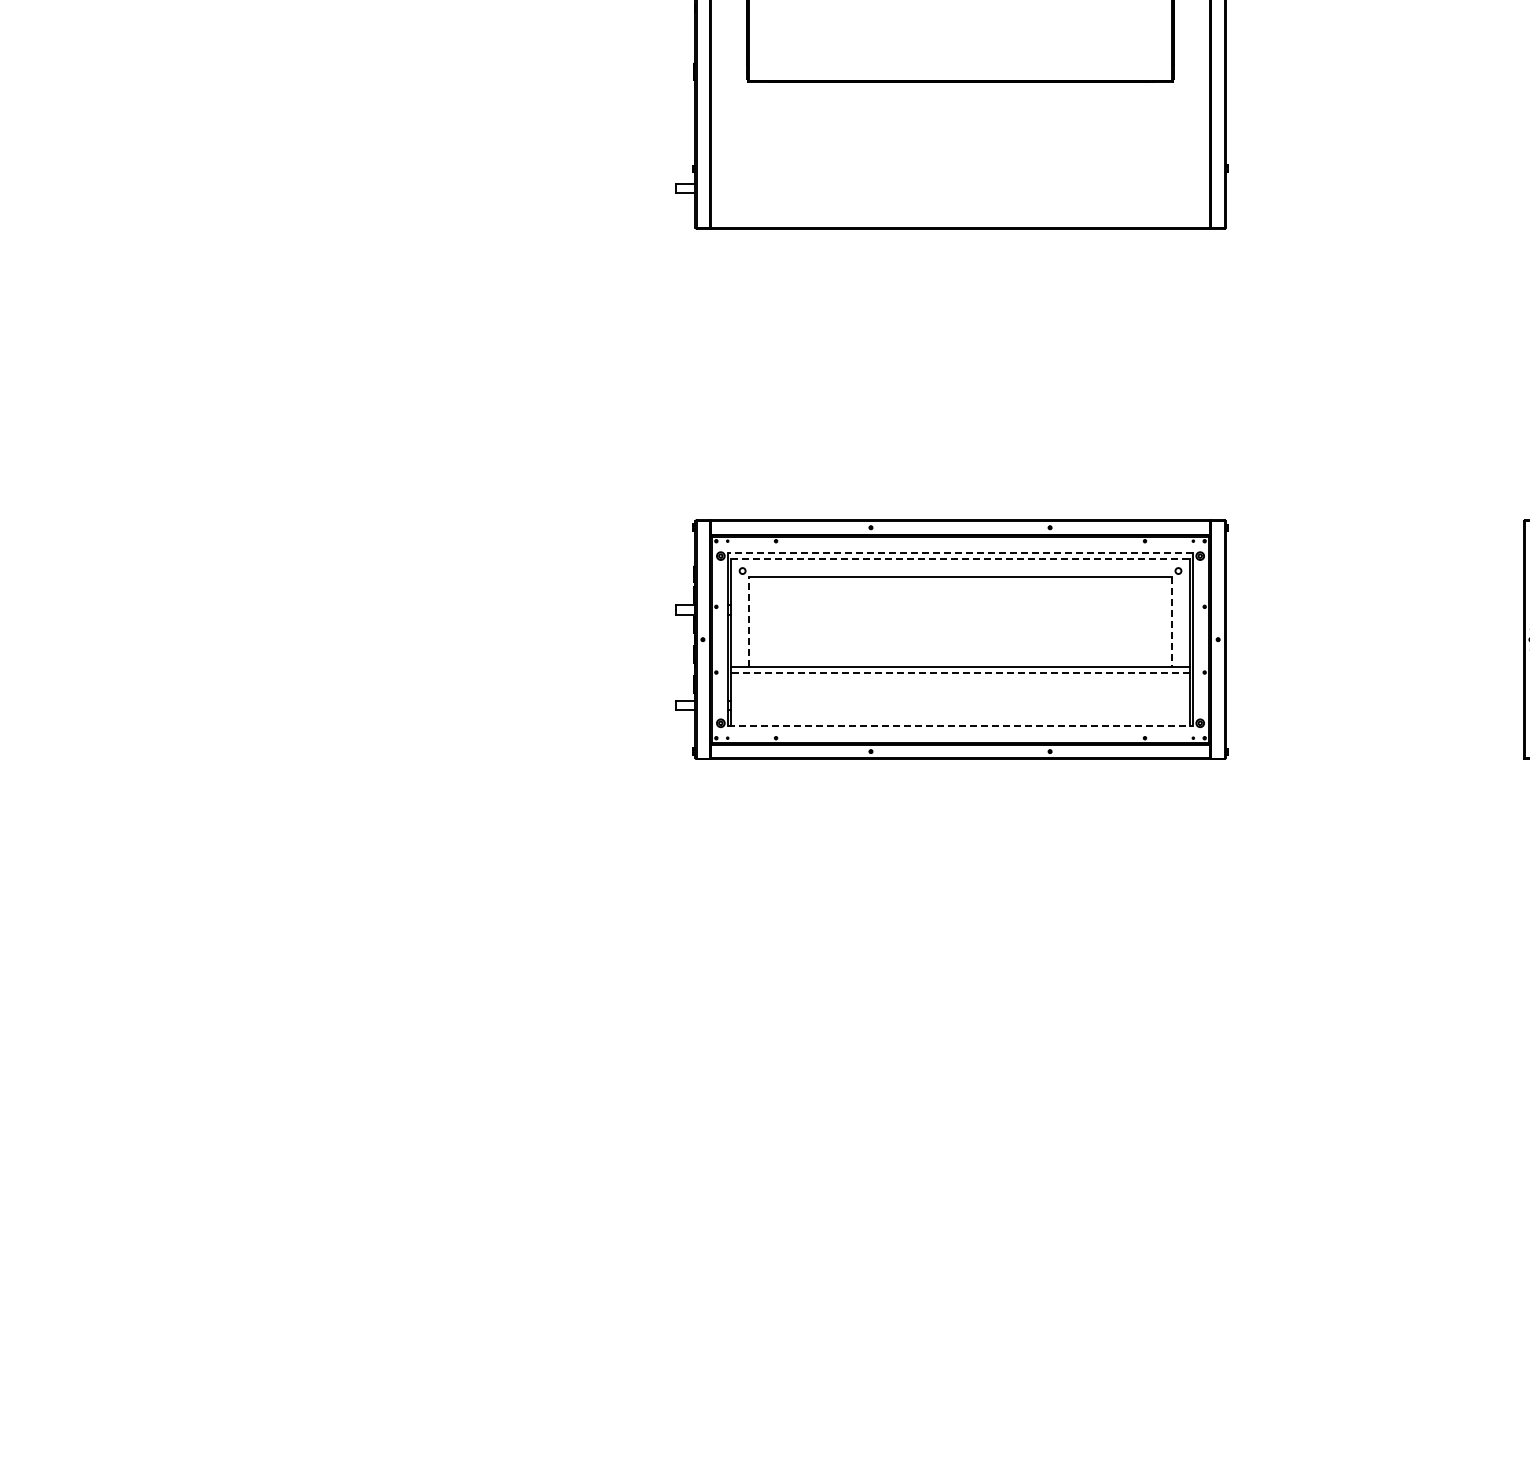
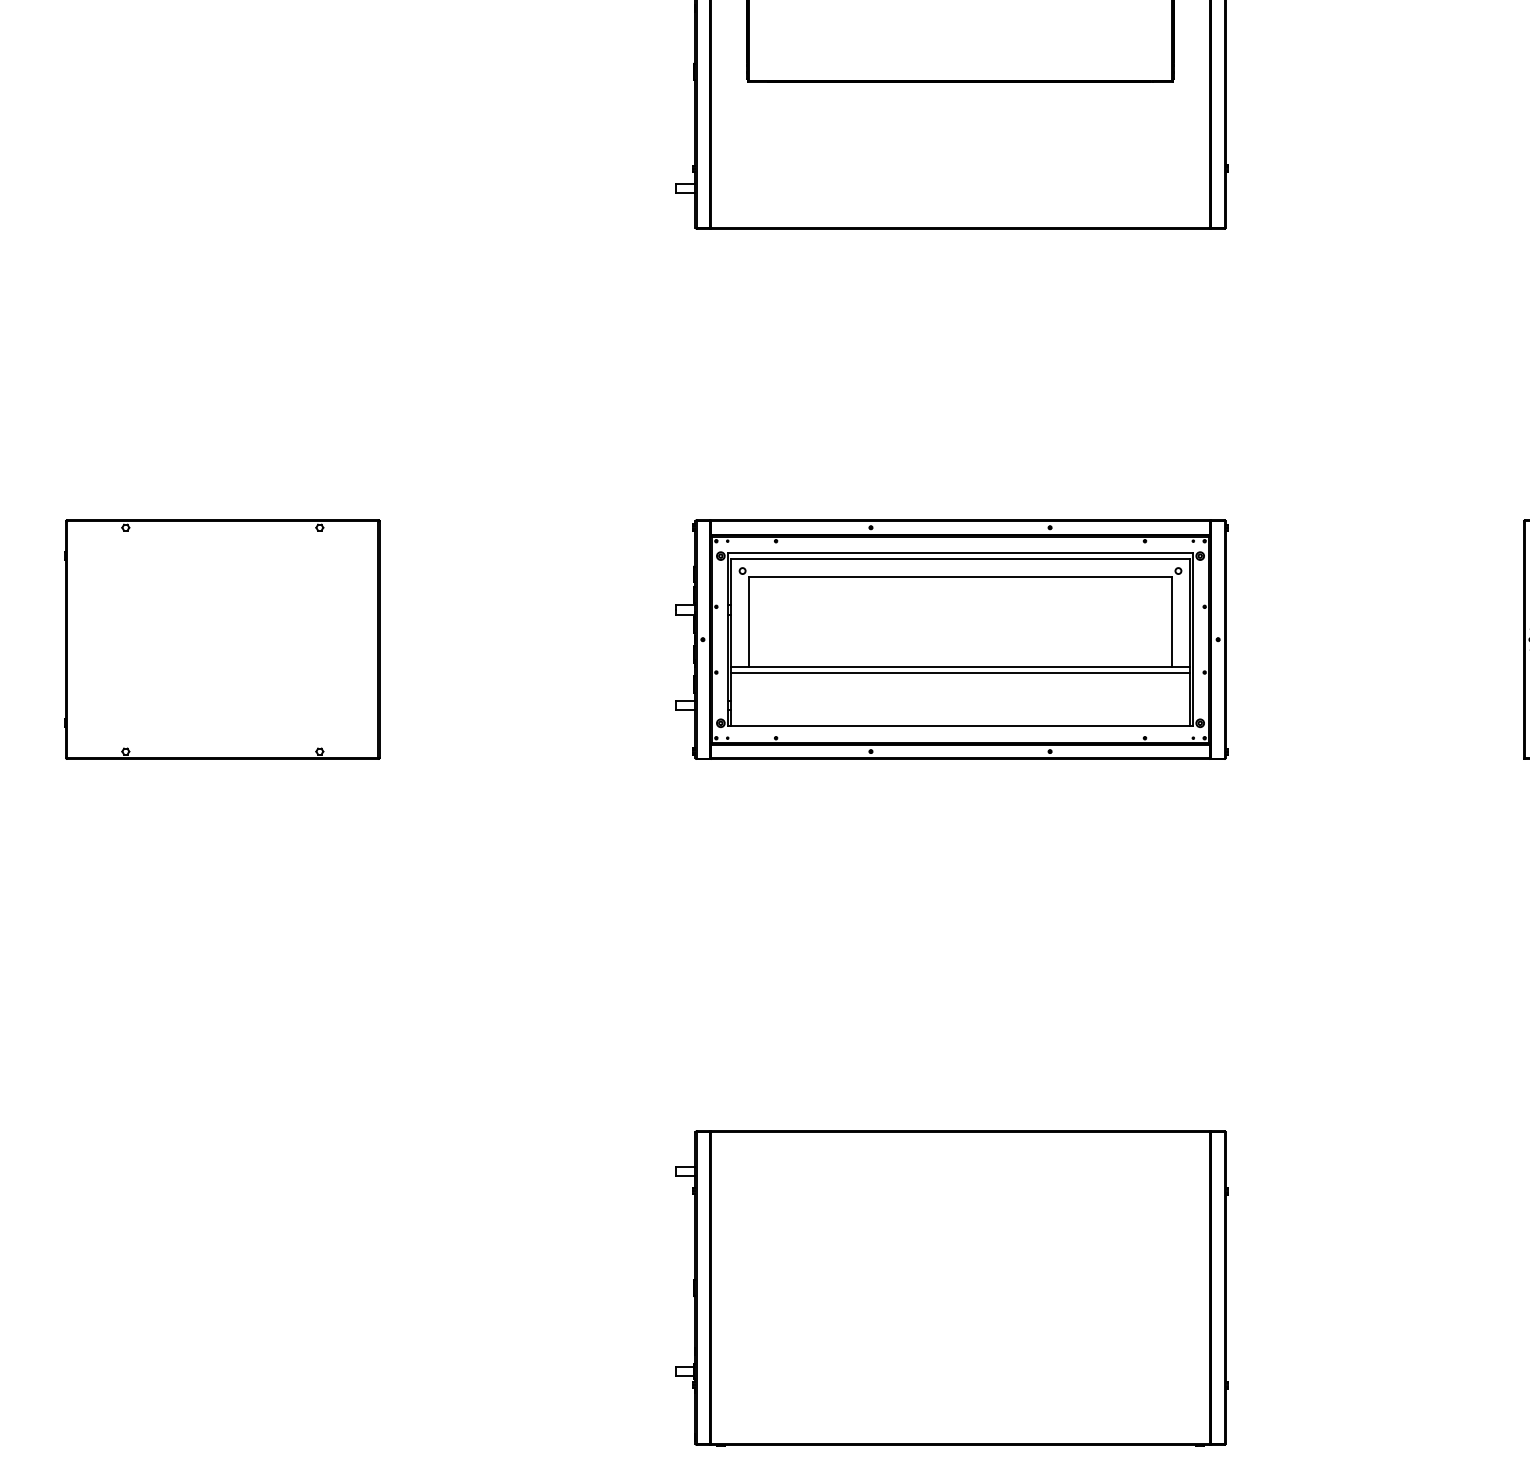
line: dashed -> solid (960, 553)
line: dashed -> solid (960, 559)
line: dashed -> solid (748, 621)
line: dashed -> solid (1172, 621)
part: none -> present (222, 639)
line: dashed -> solid (960, 672)
line: dashed -> solid (961, 726)
part: none -> present (951, 1288)
